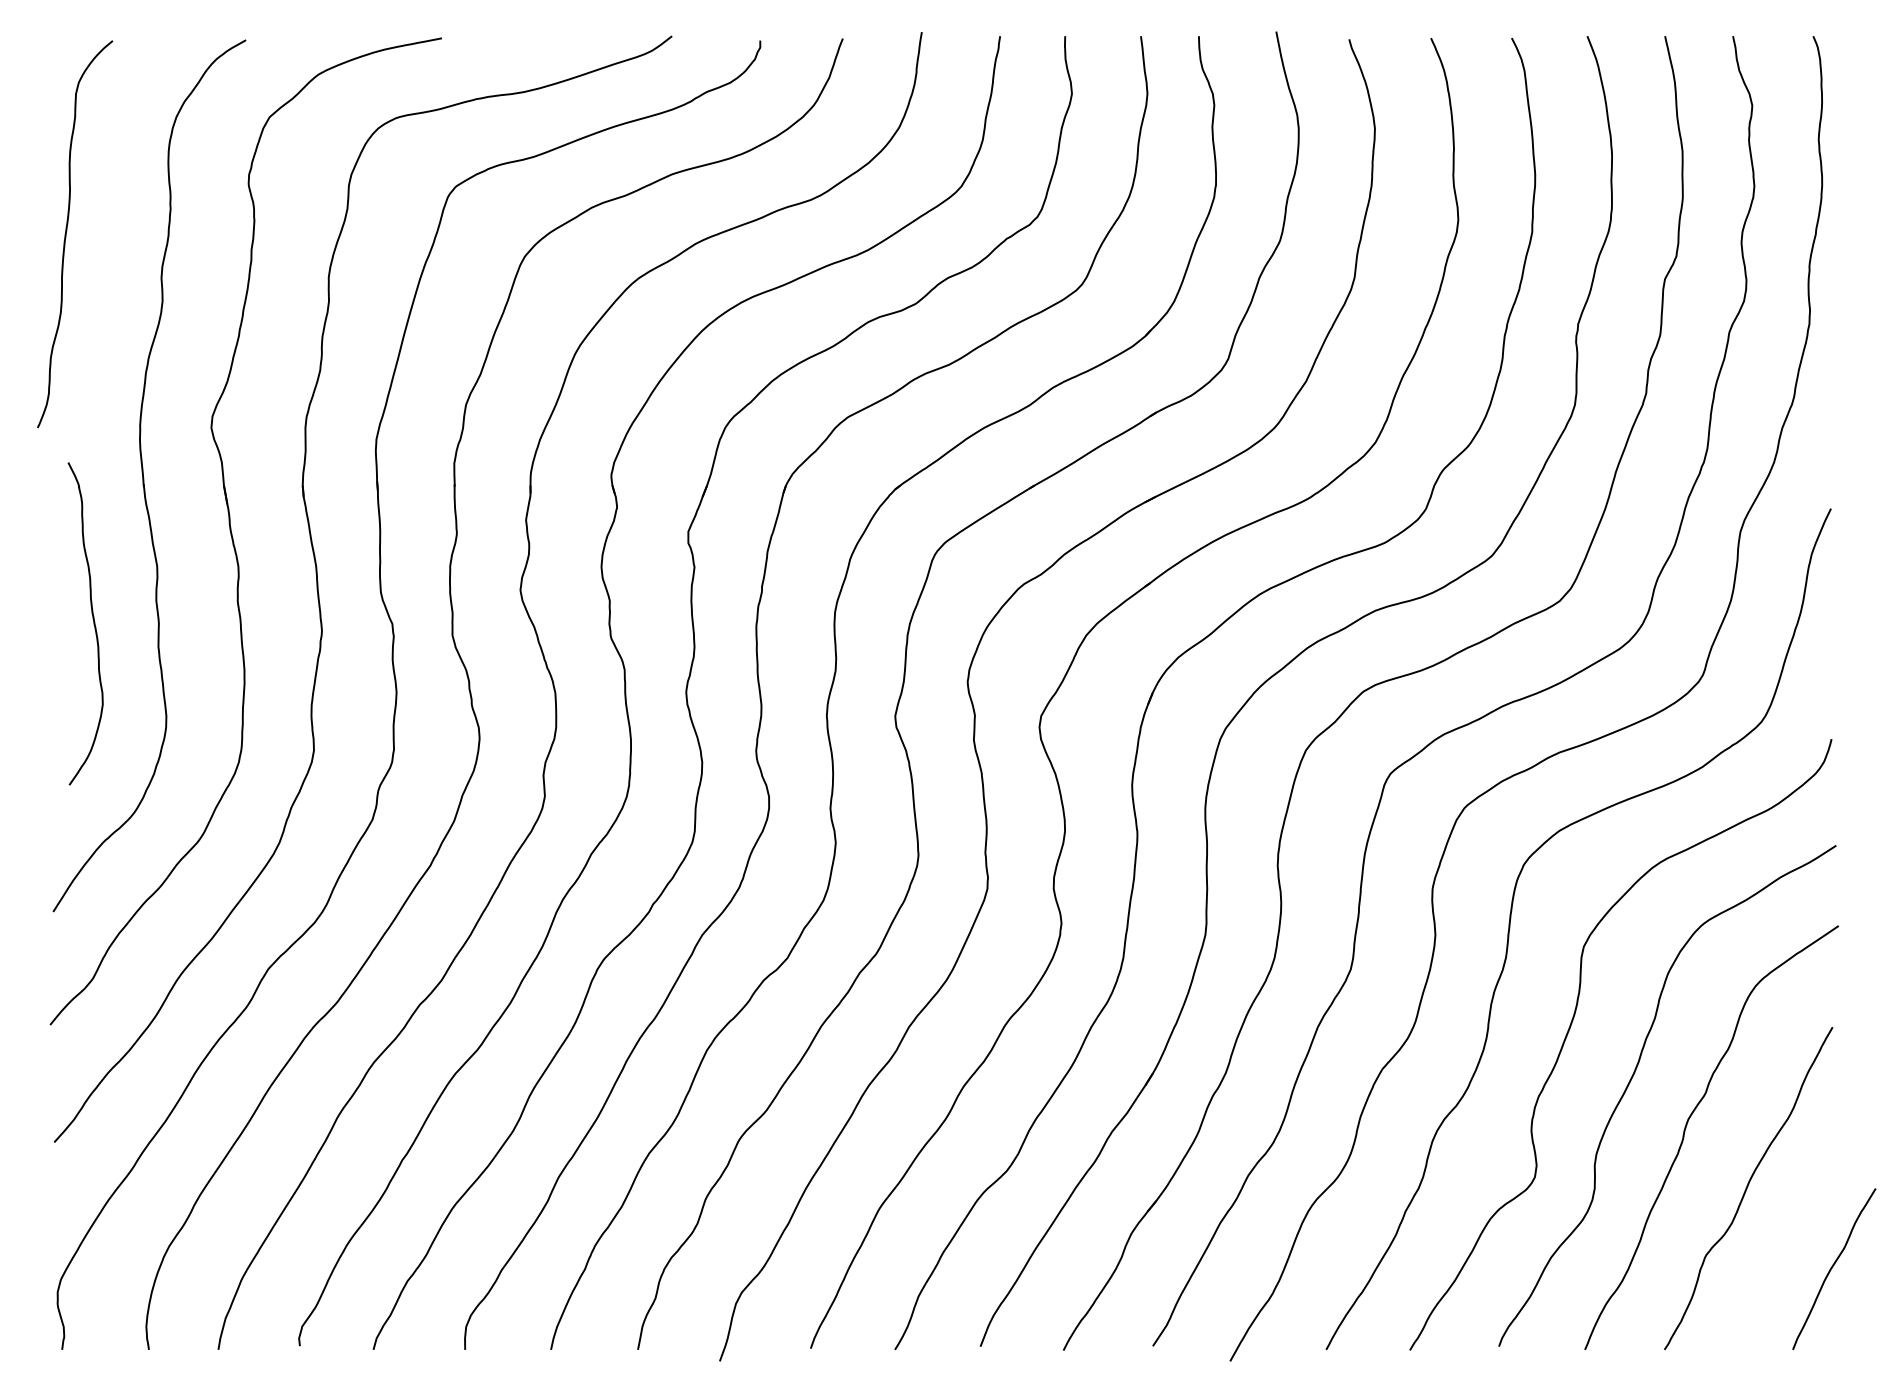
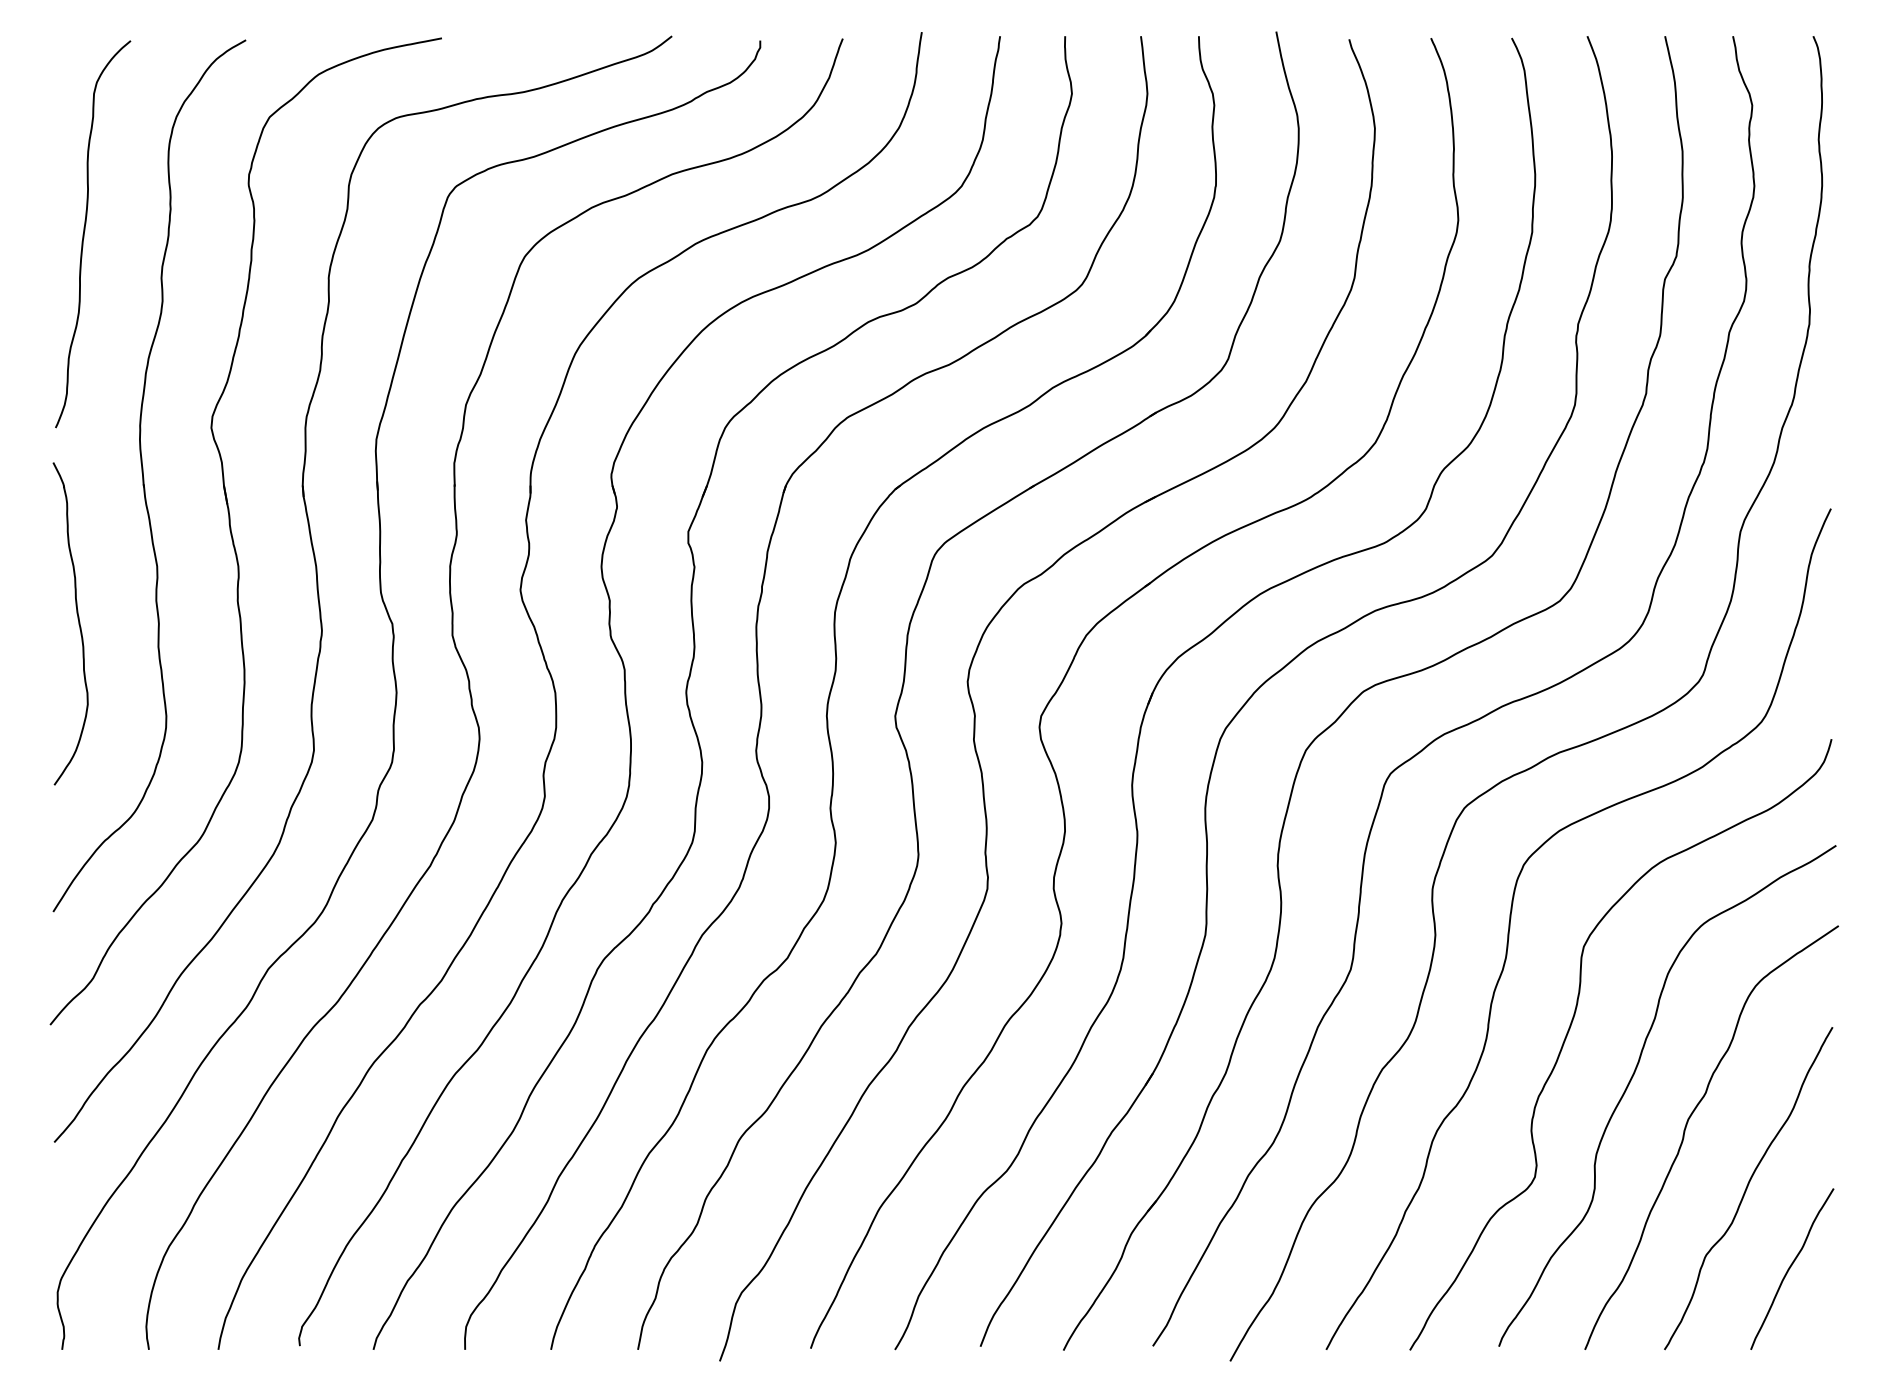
curve position: (67, 231) -> (85, 231) (85, 231)
part position: (93, 623) -> (78, 623) (78, 623)
curve position: (1832, 1268) -> (1790, 1268) (1790, 1268)
